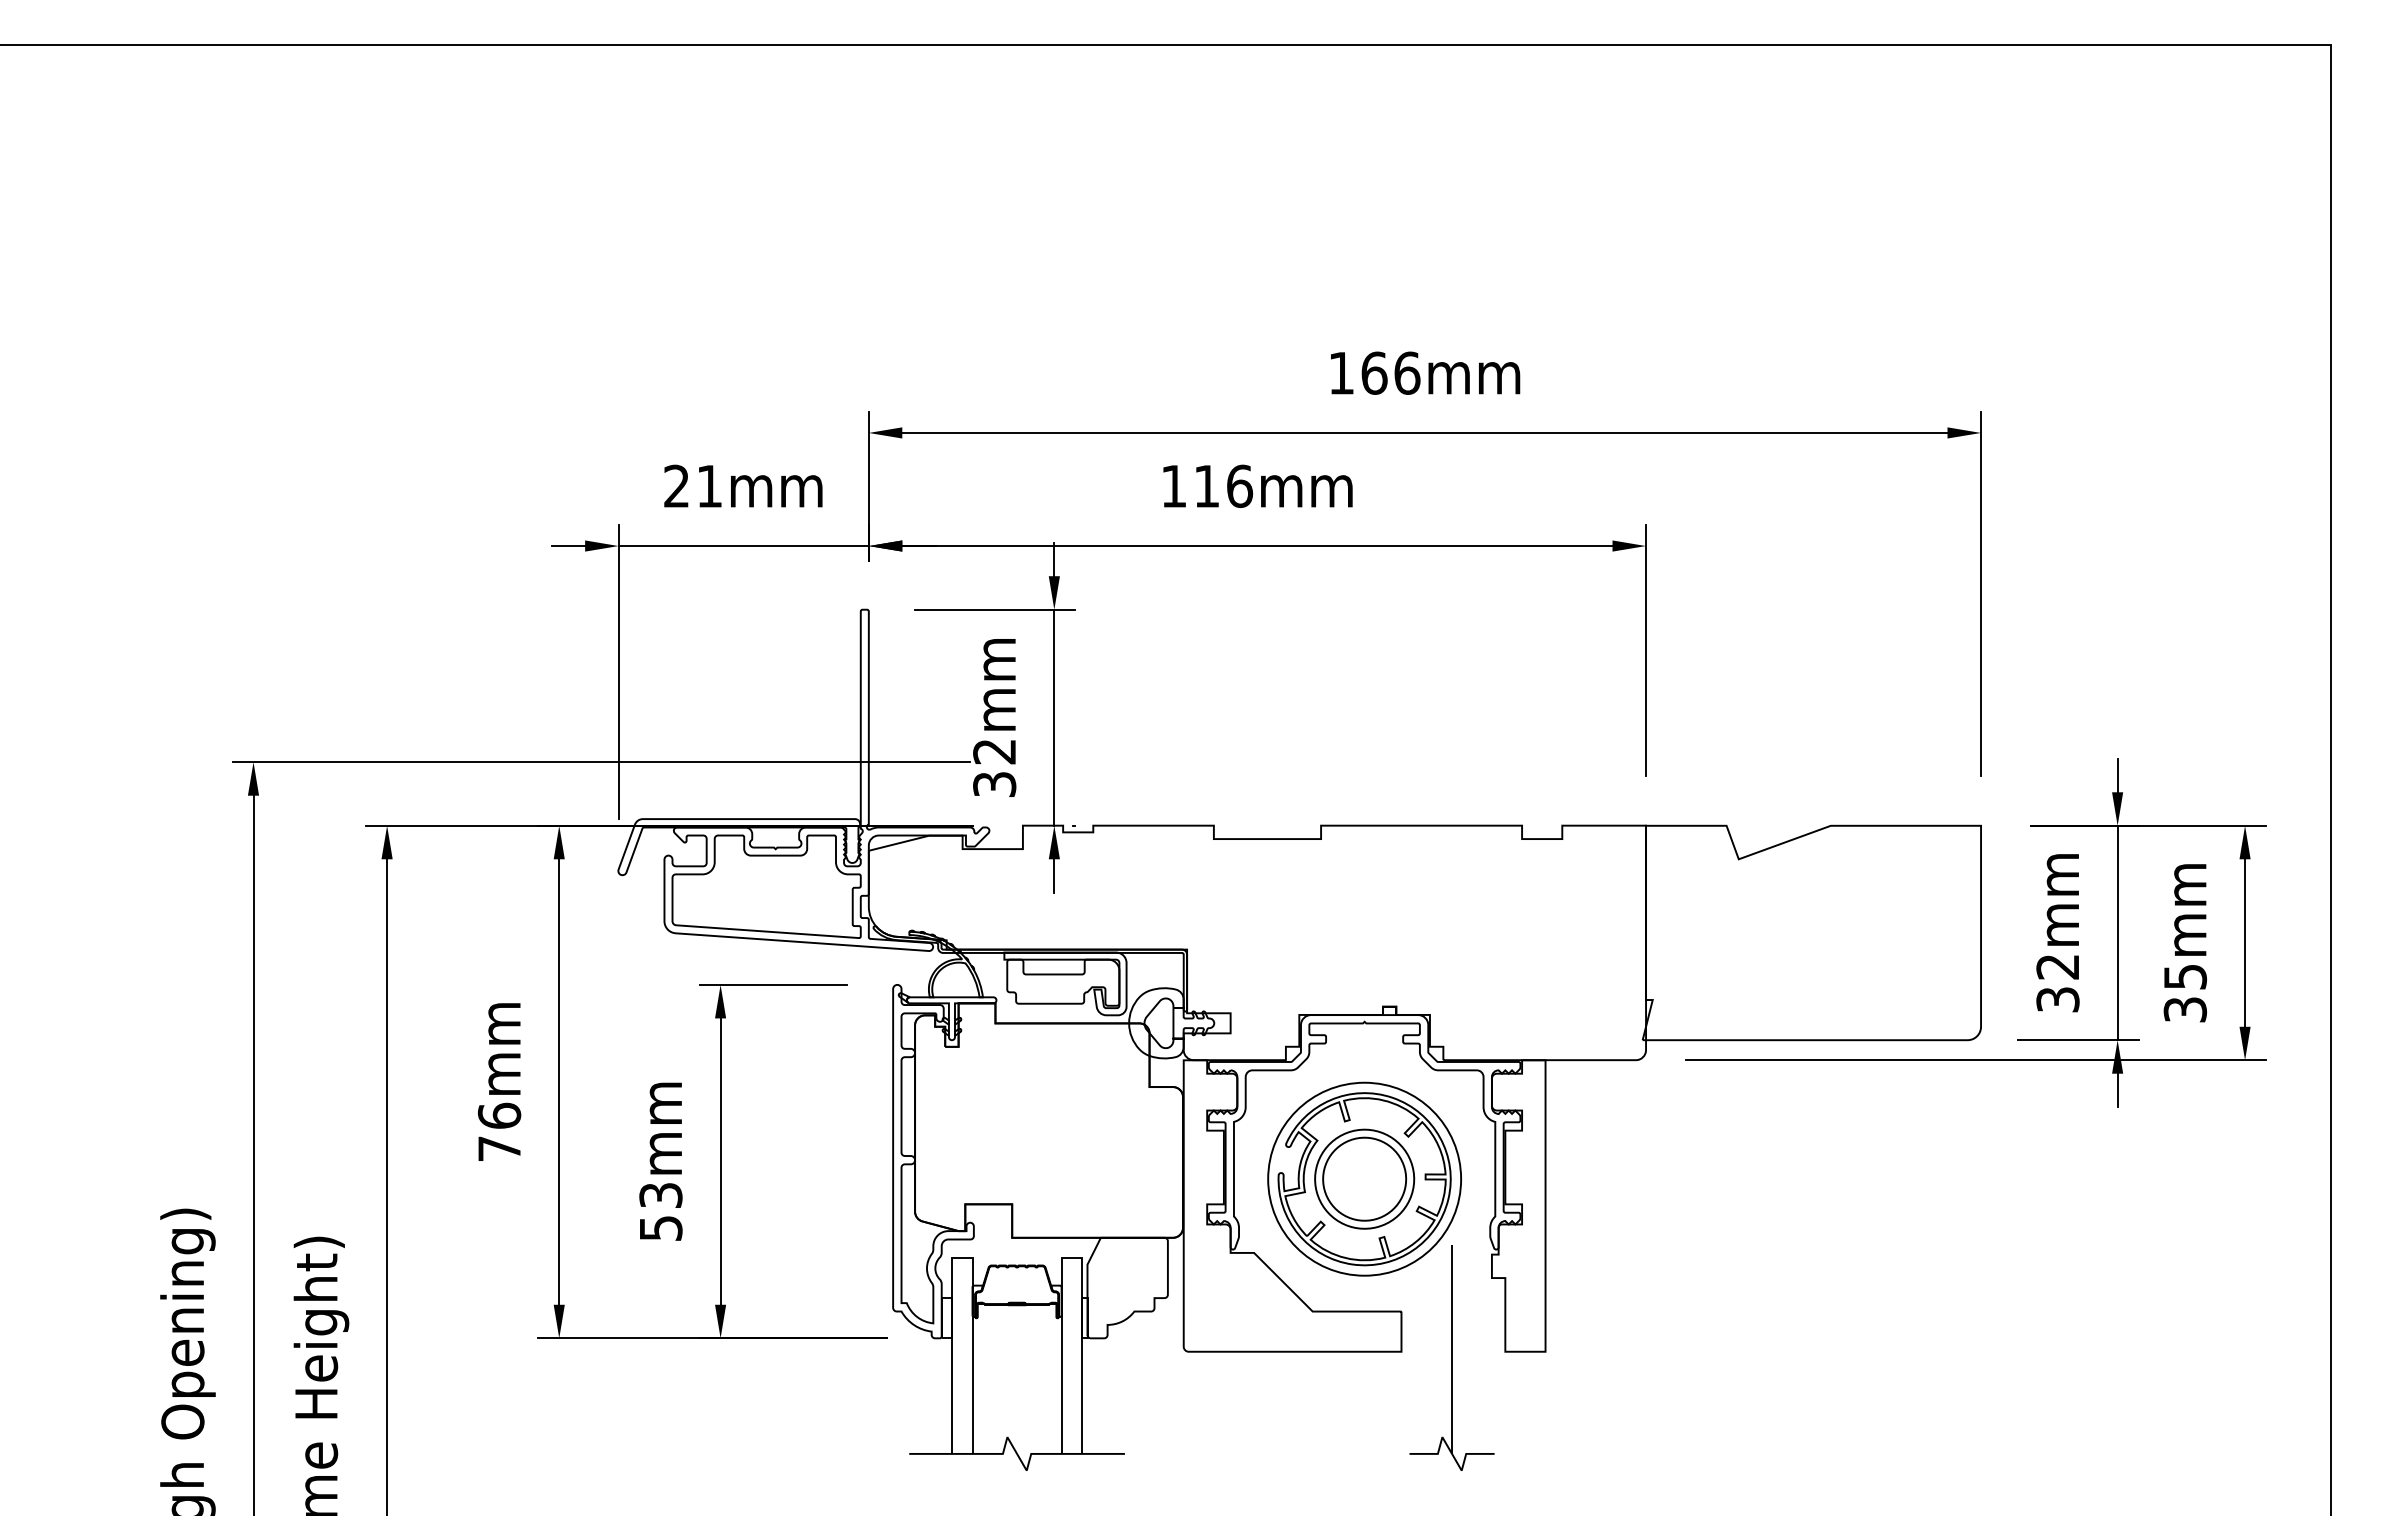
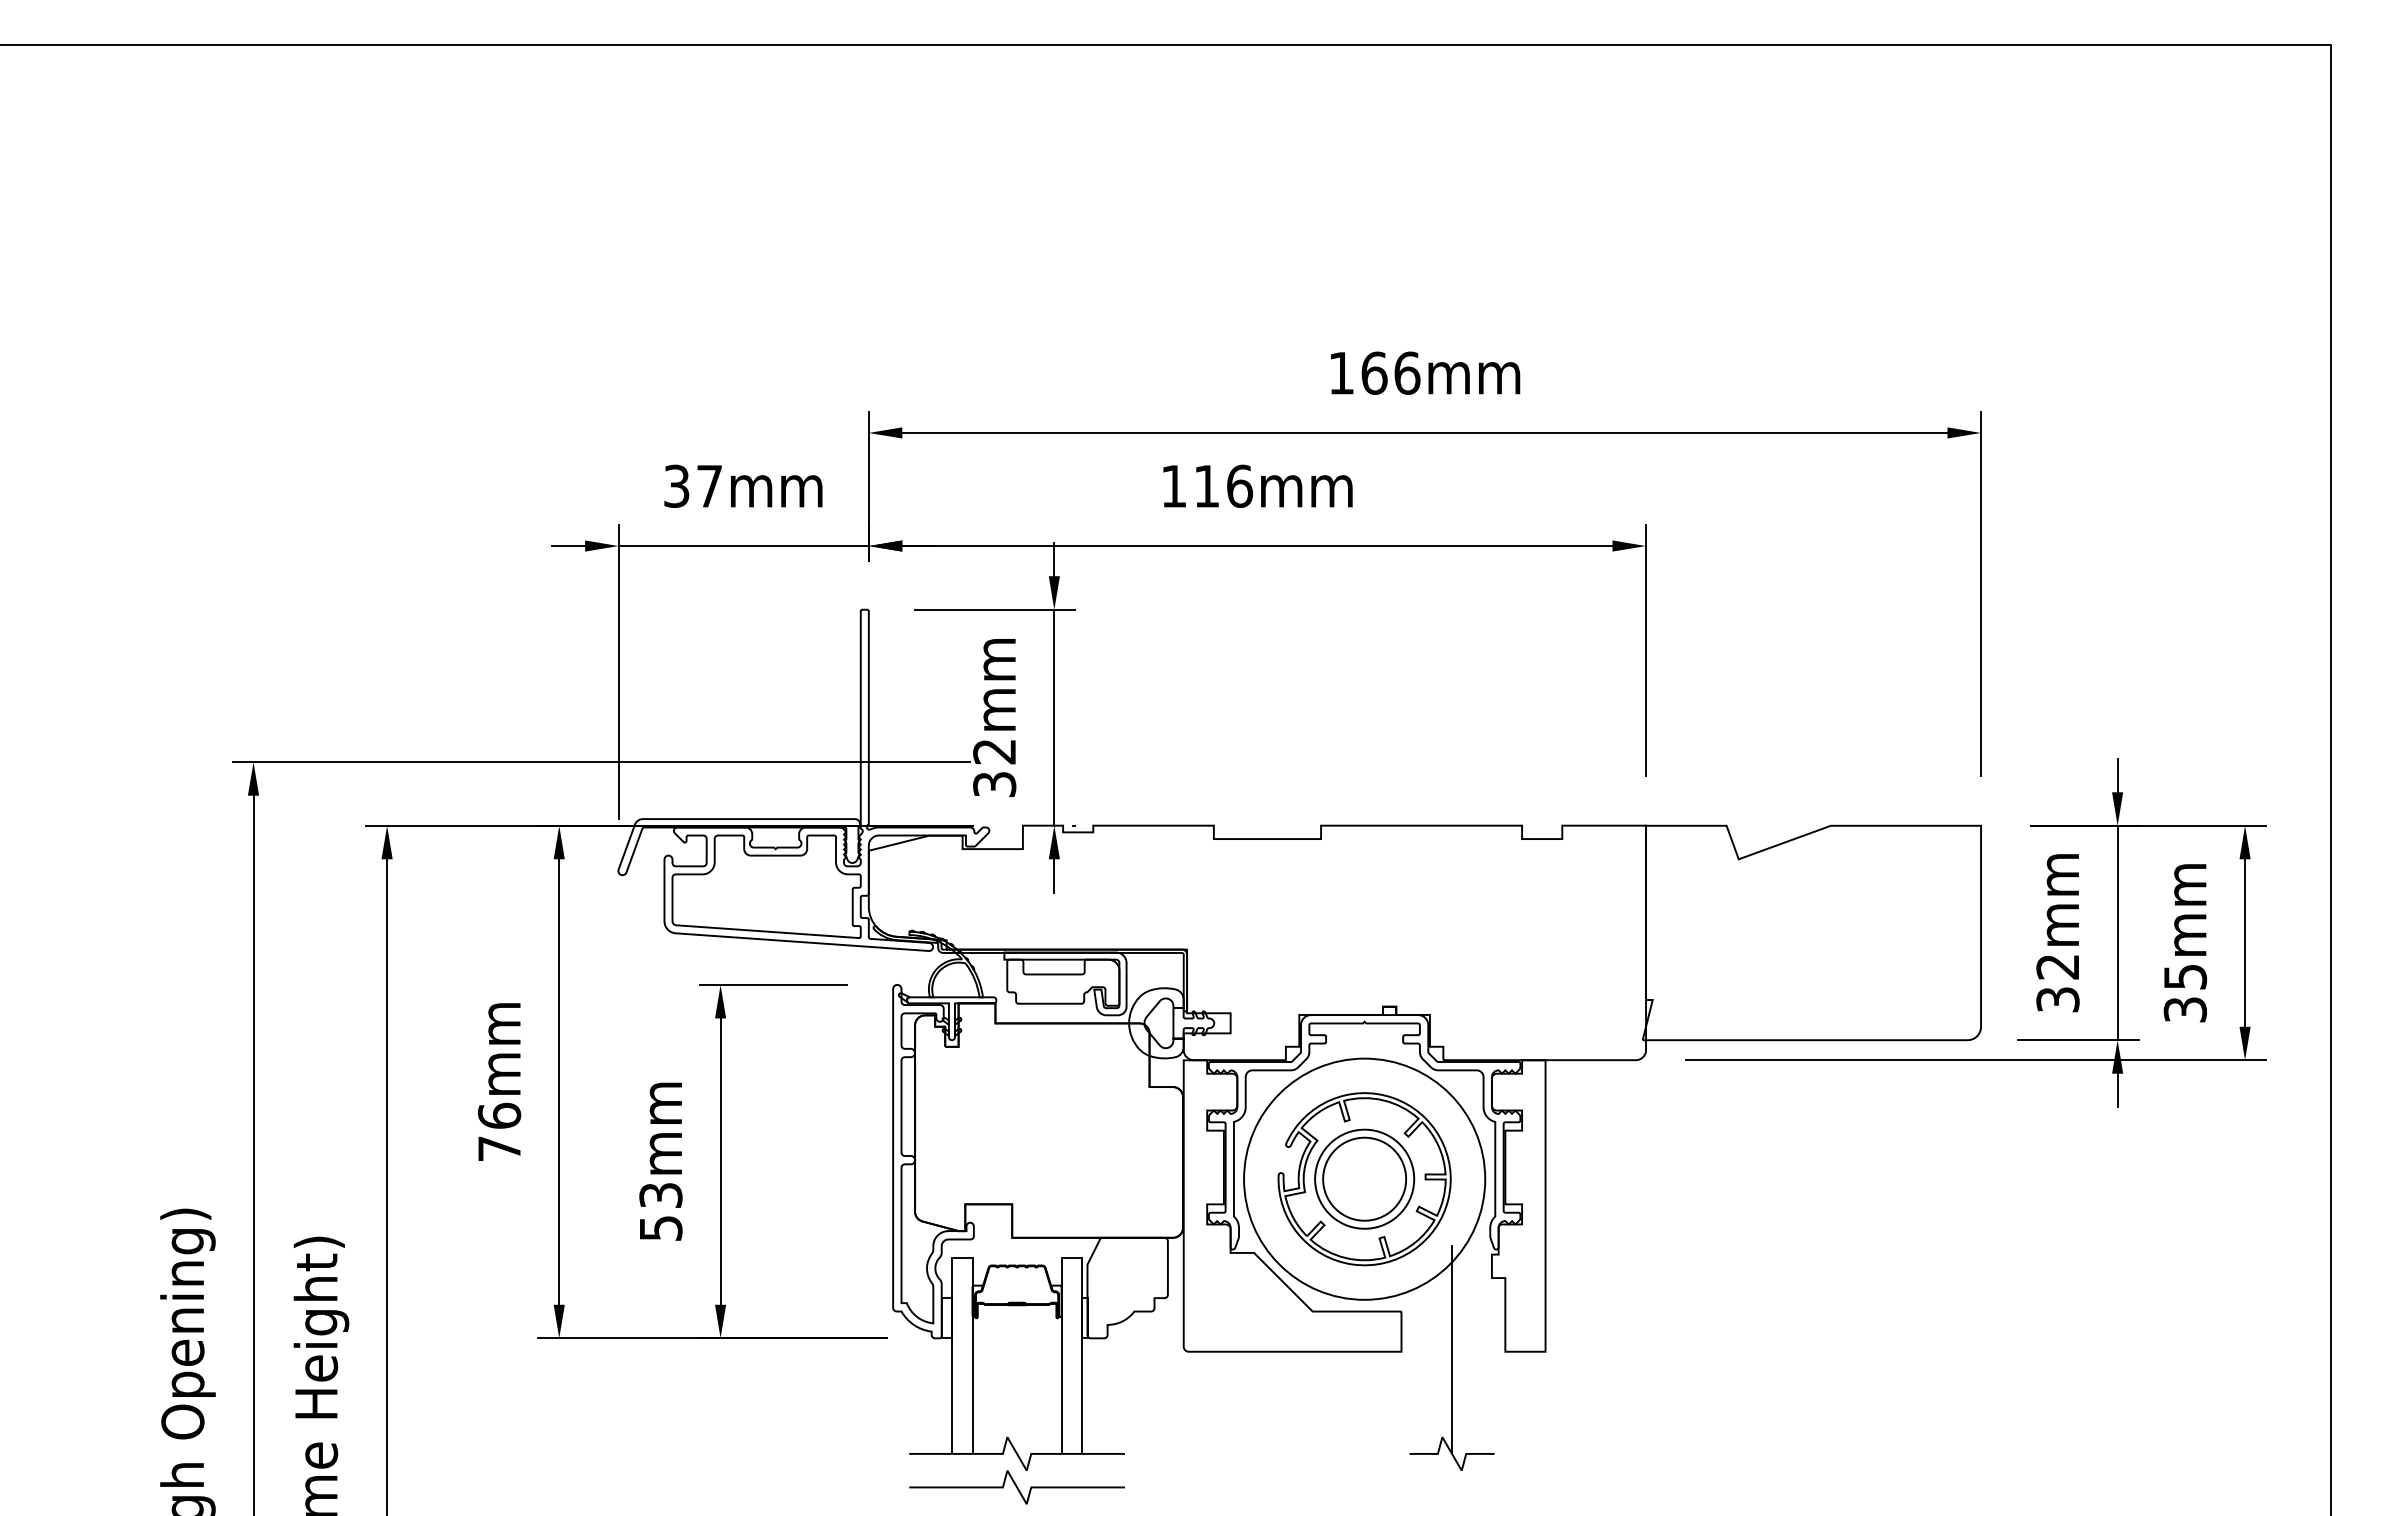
text: 21mm -> 37mm (692, 486)
circle diameter: 193 px -> 241 px (1364, 1178)
curve: none -> present (1016, 1487)
